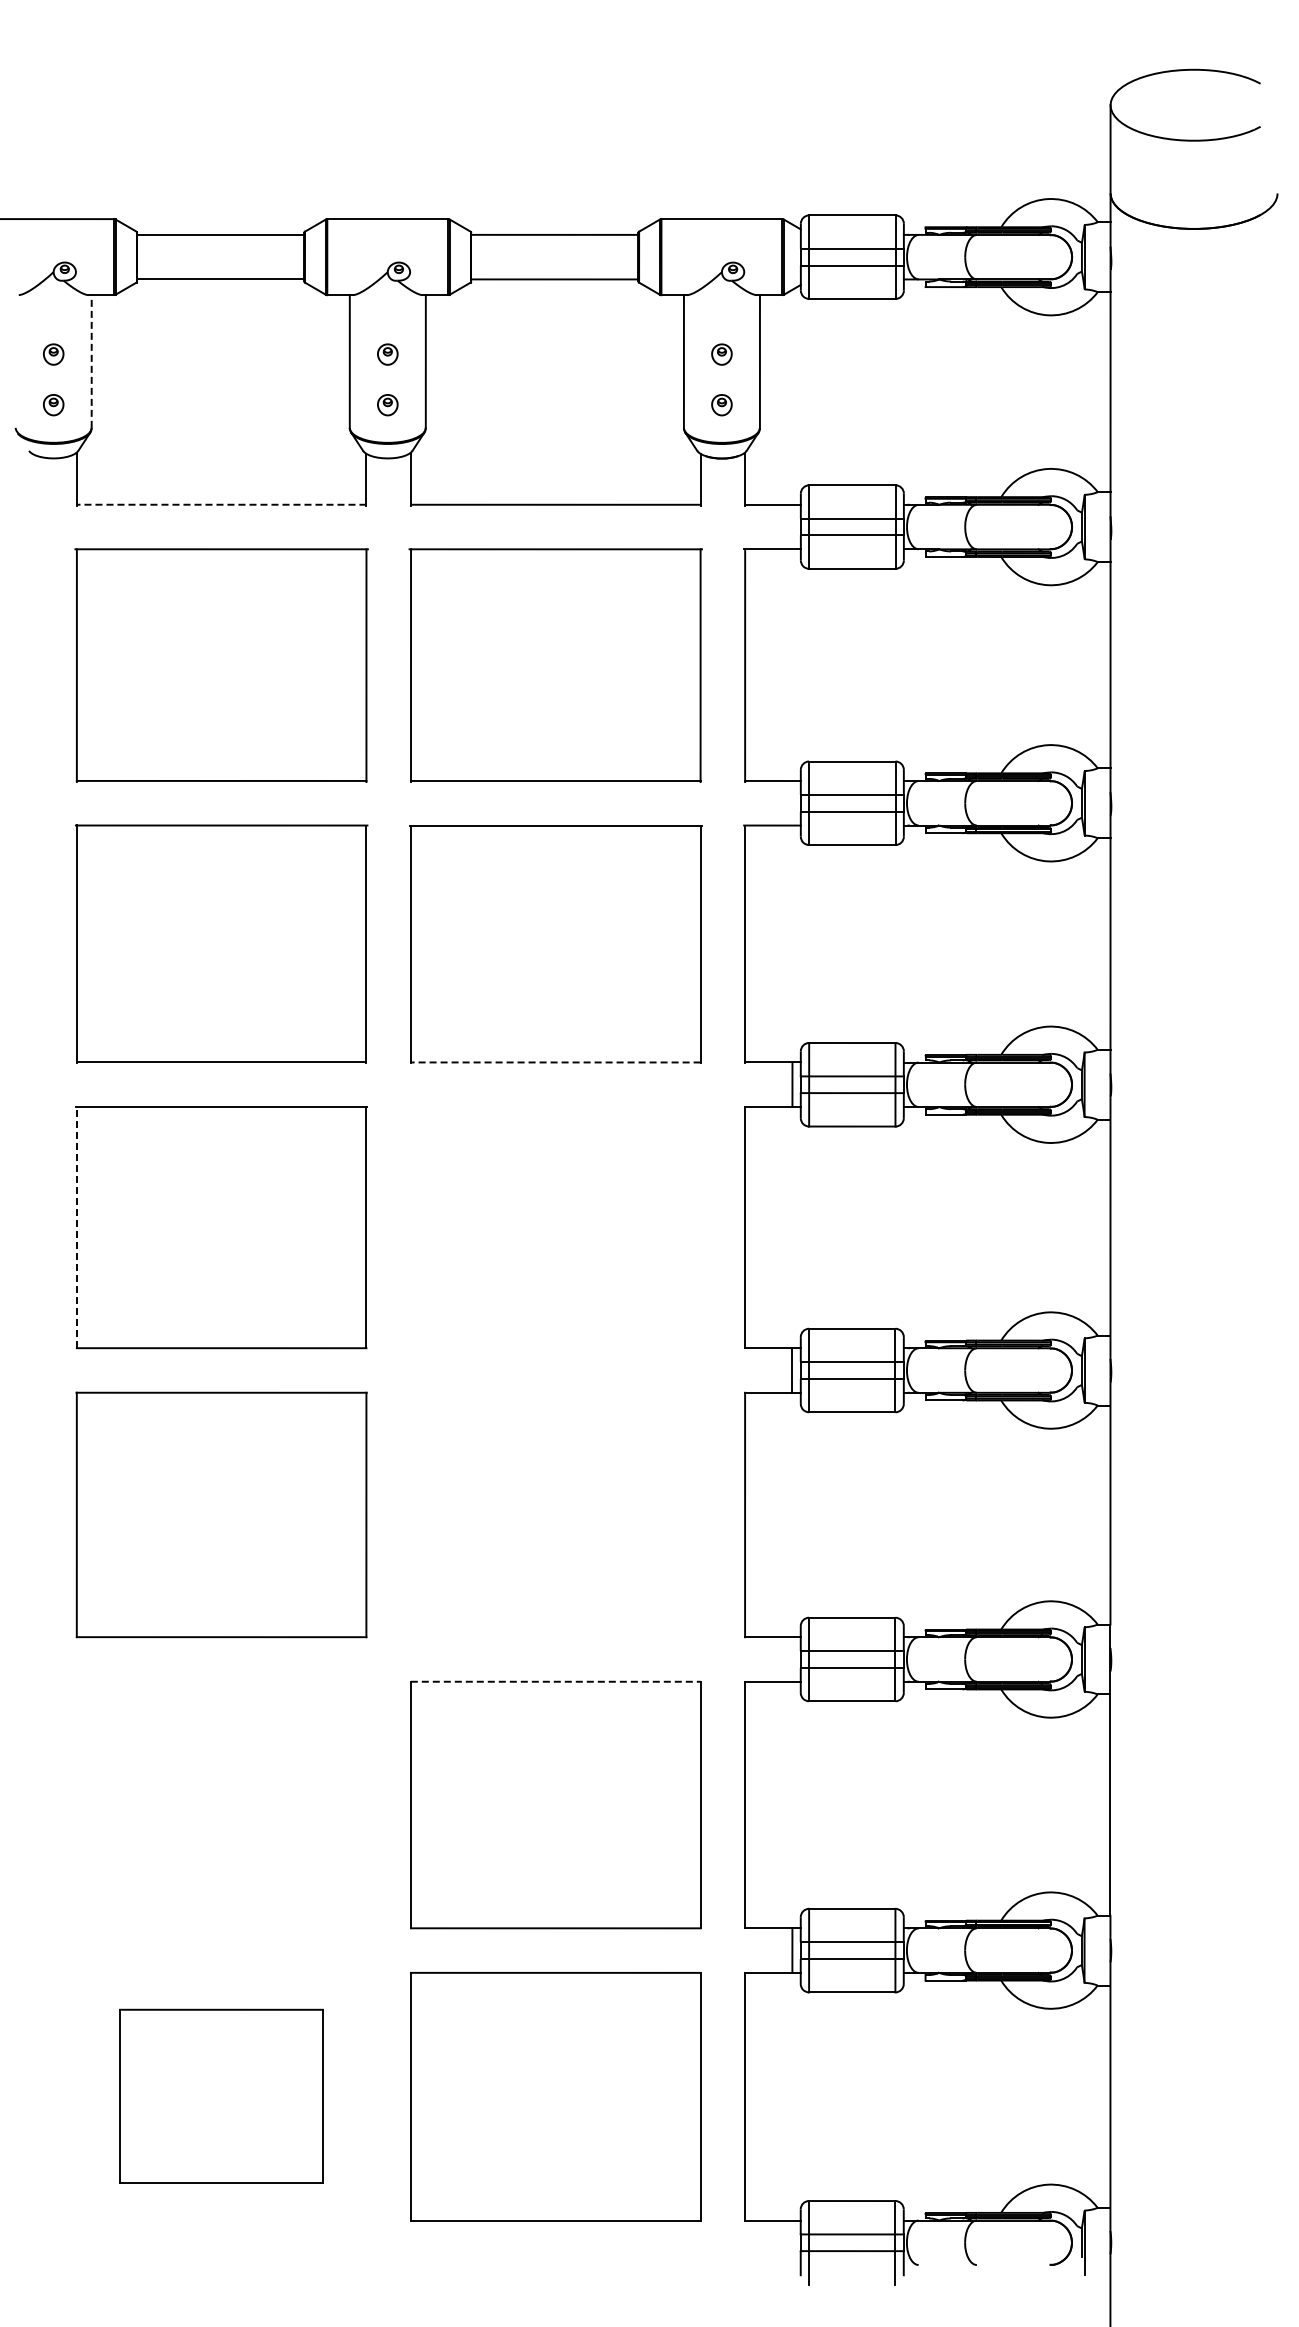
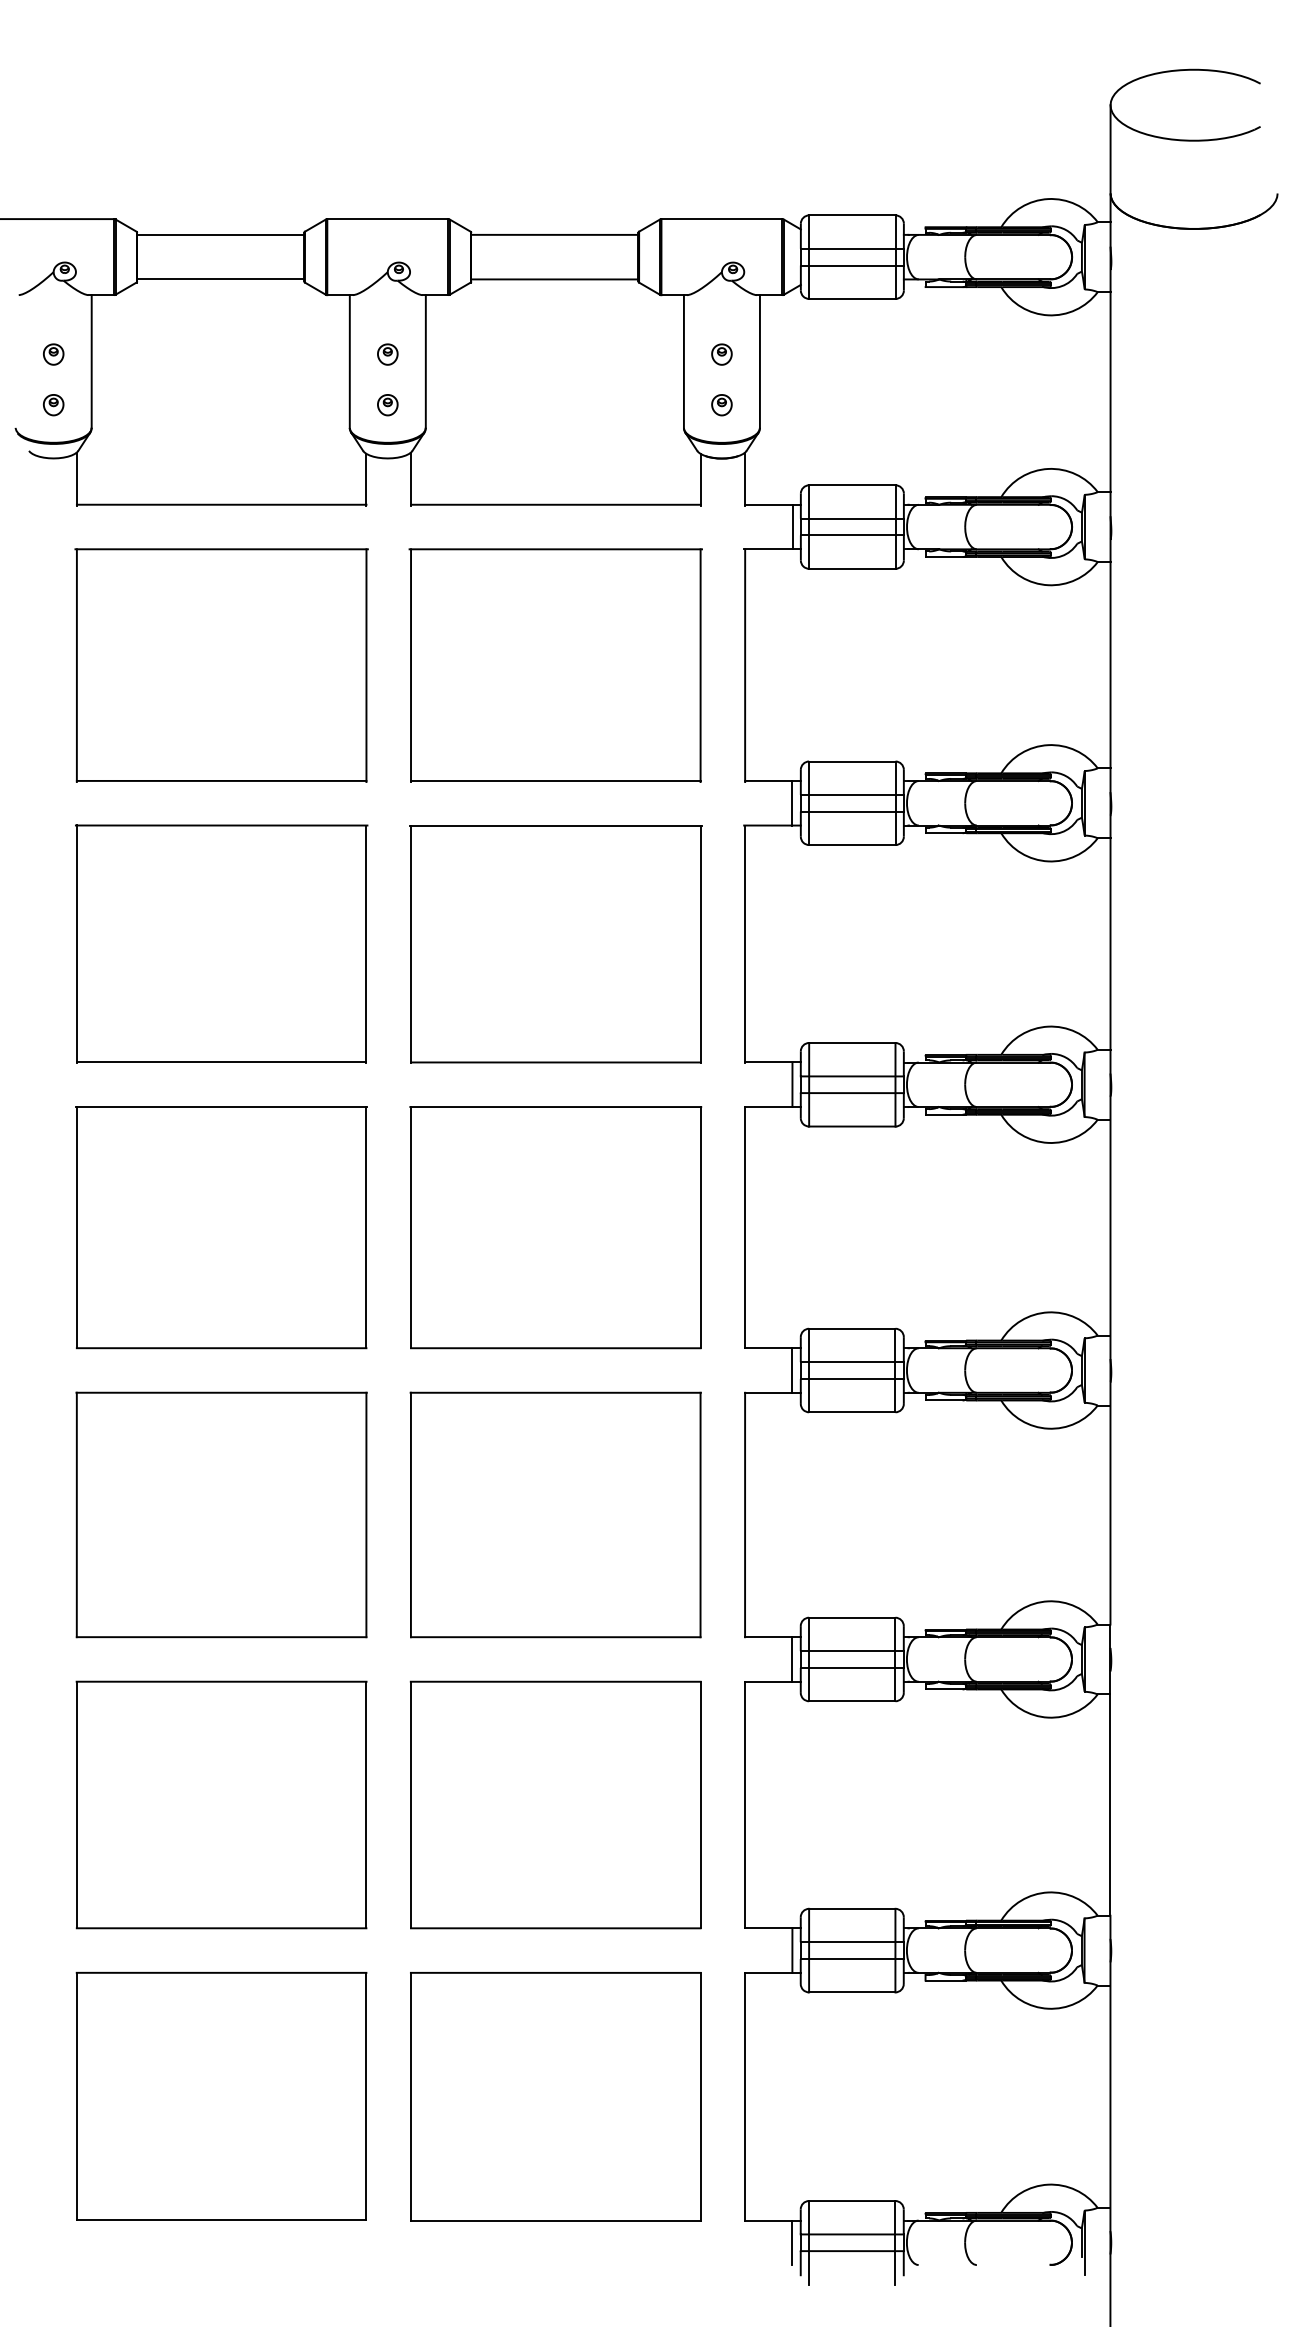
line: dashed -> solid (91, 361)
line: dashed -> solid (221, 504)
line: none -> present (792, 526)
line: none -> present (792, 803)
line: dashed -> solid (555, 1062)
line: dashed -> solid (76, 1227)
part: none -> present (555, 1227)
part: none -> present (555, 1514)
line: none -> present (792, 1659)
line: dashed -> solid (555, 1681)
part: none -> present (221, 1804)
part size: 205x176 px -> 293x250 px (221, 2095)
line: none -> present (792, 2242)
